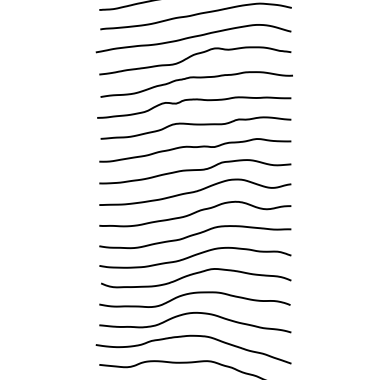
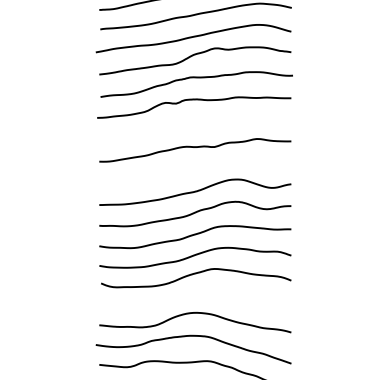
curve: present -> none (195, 125)
curve: present -> none (195, 170)
curve: present -> none (192, 294)
